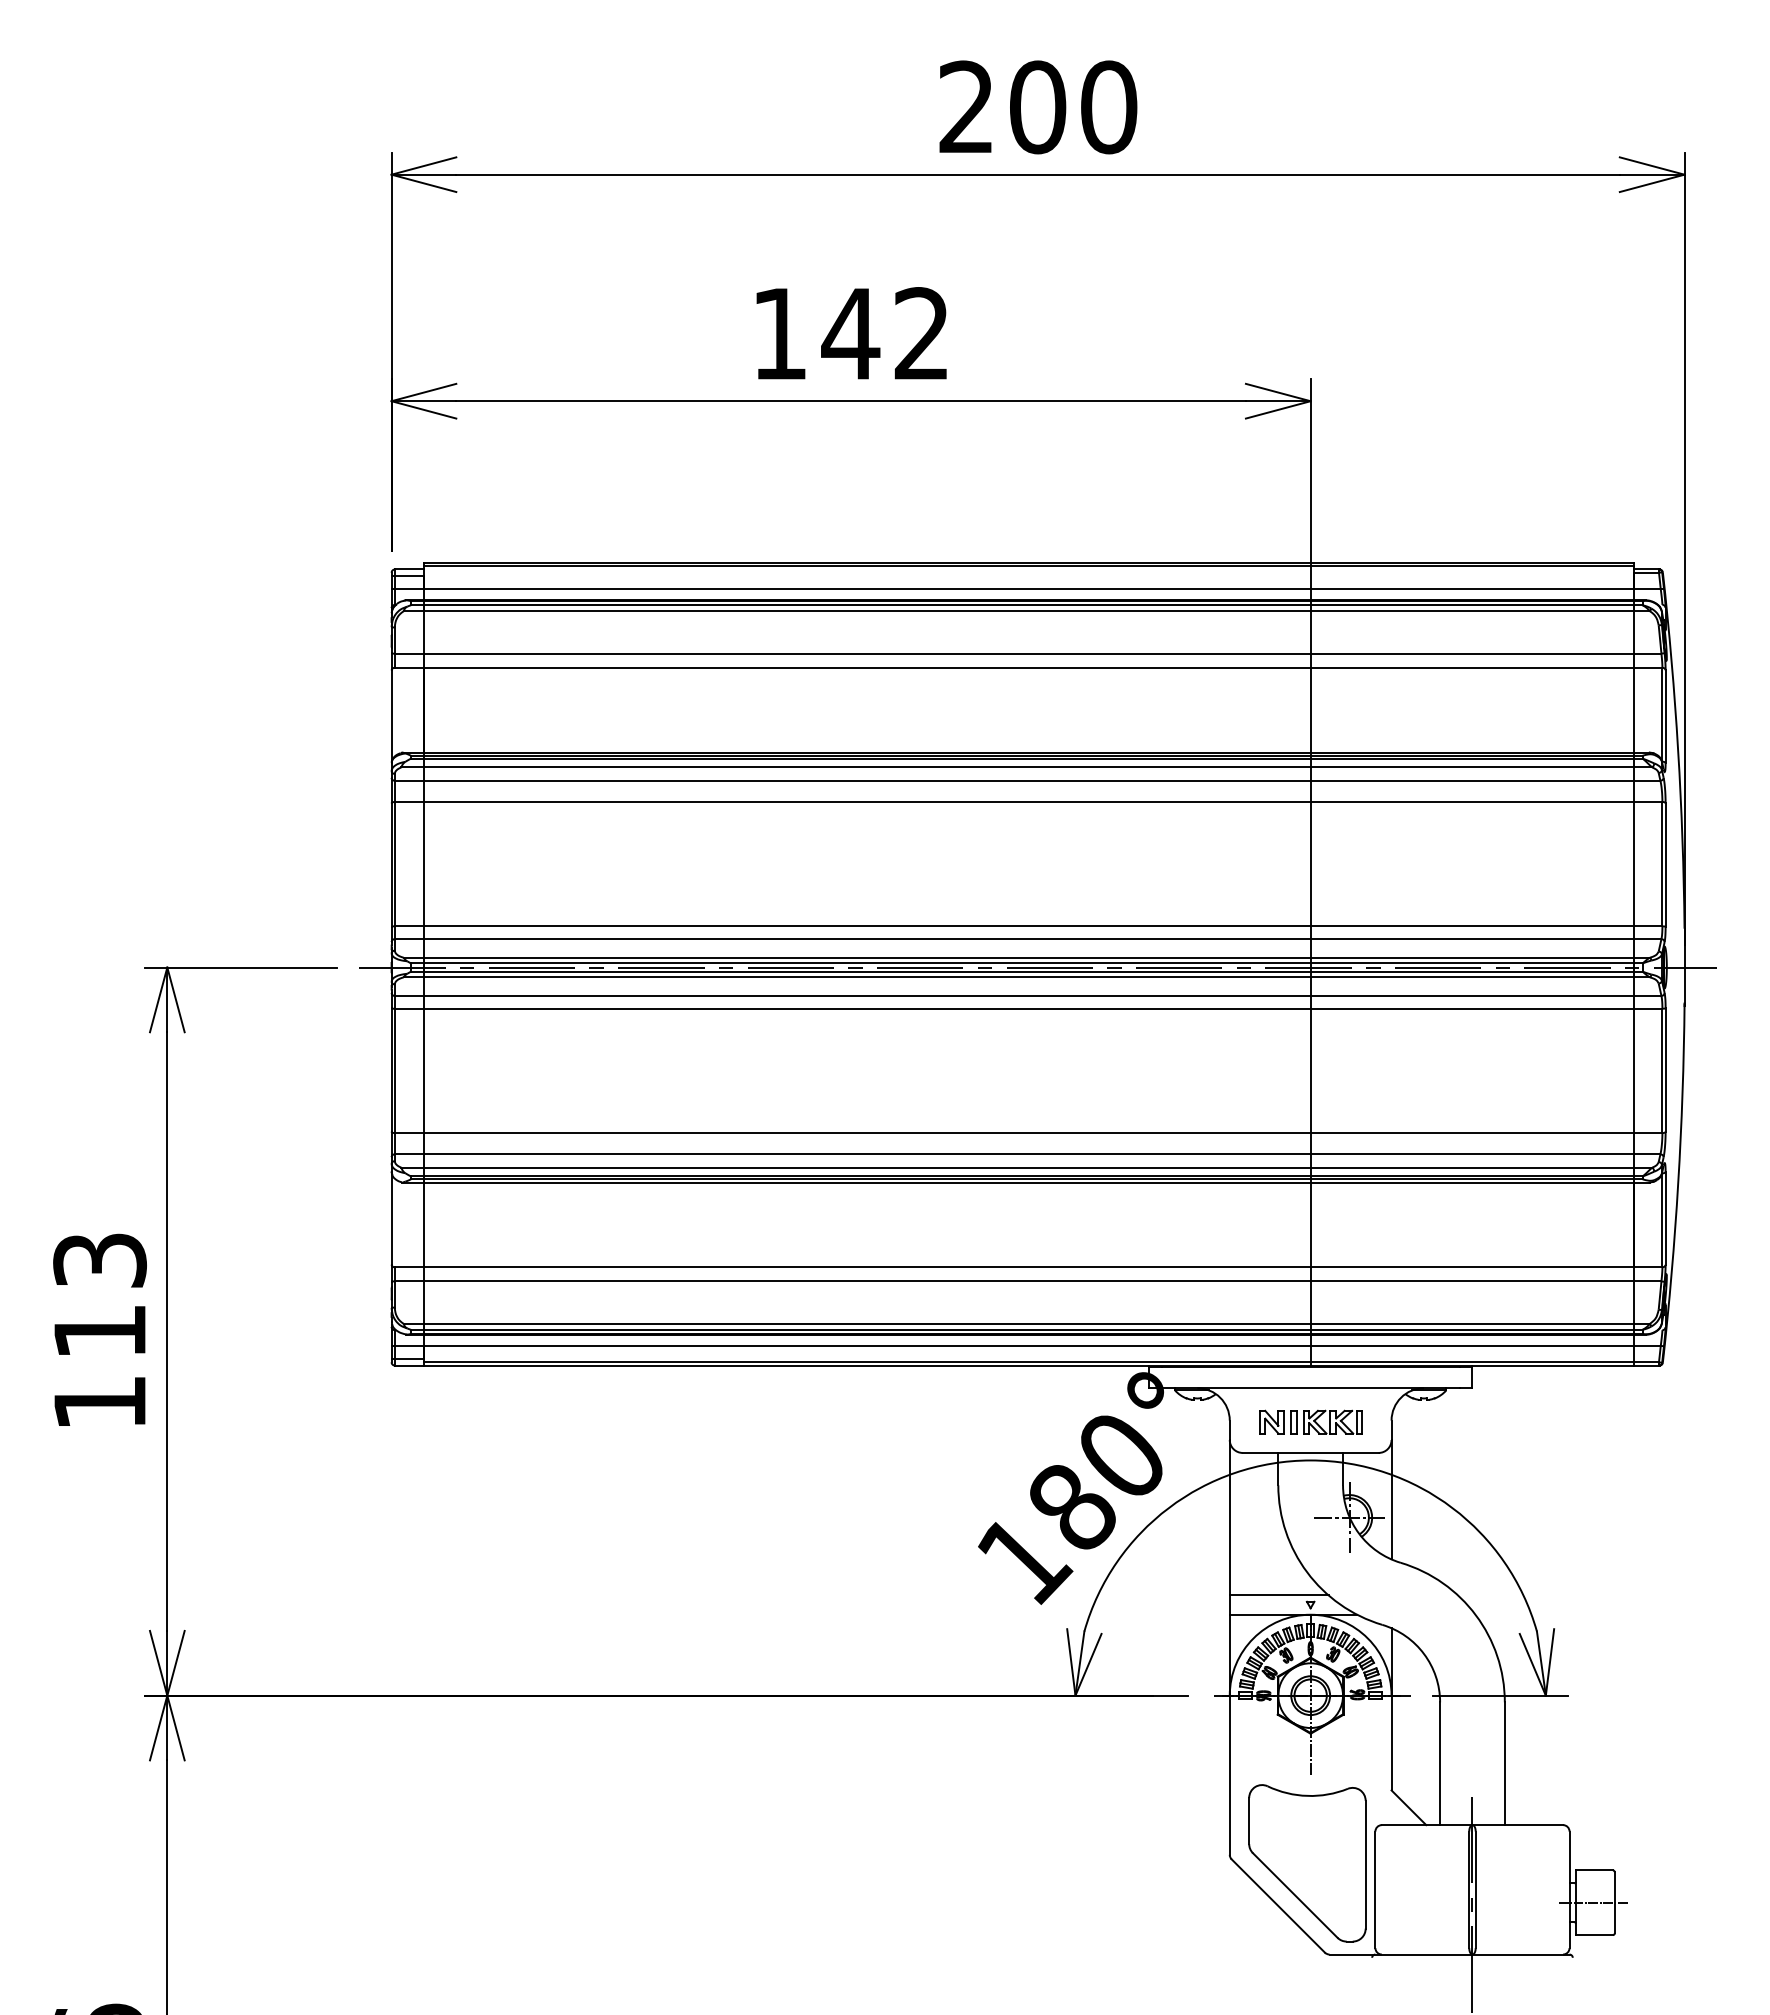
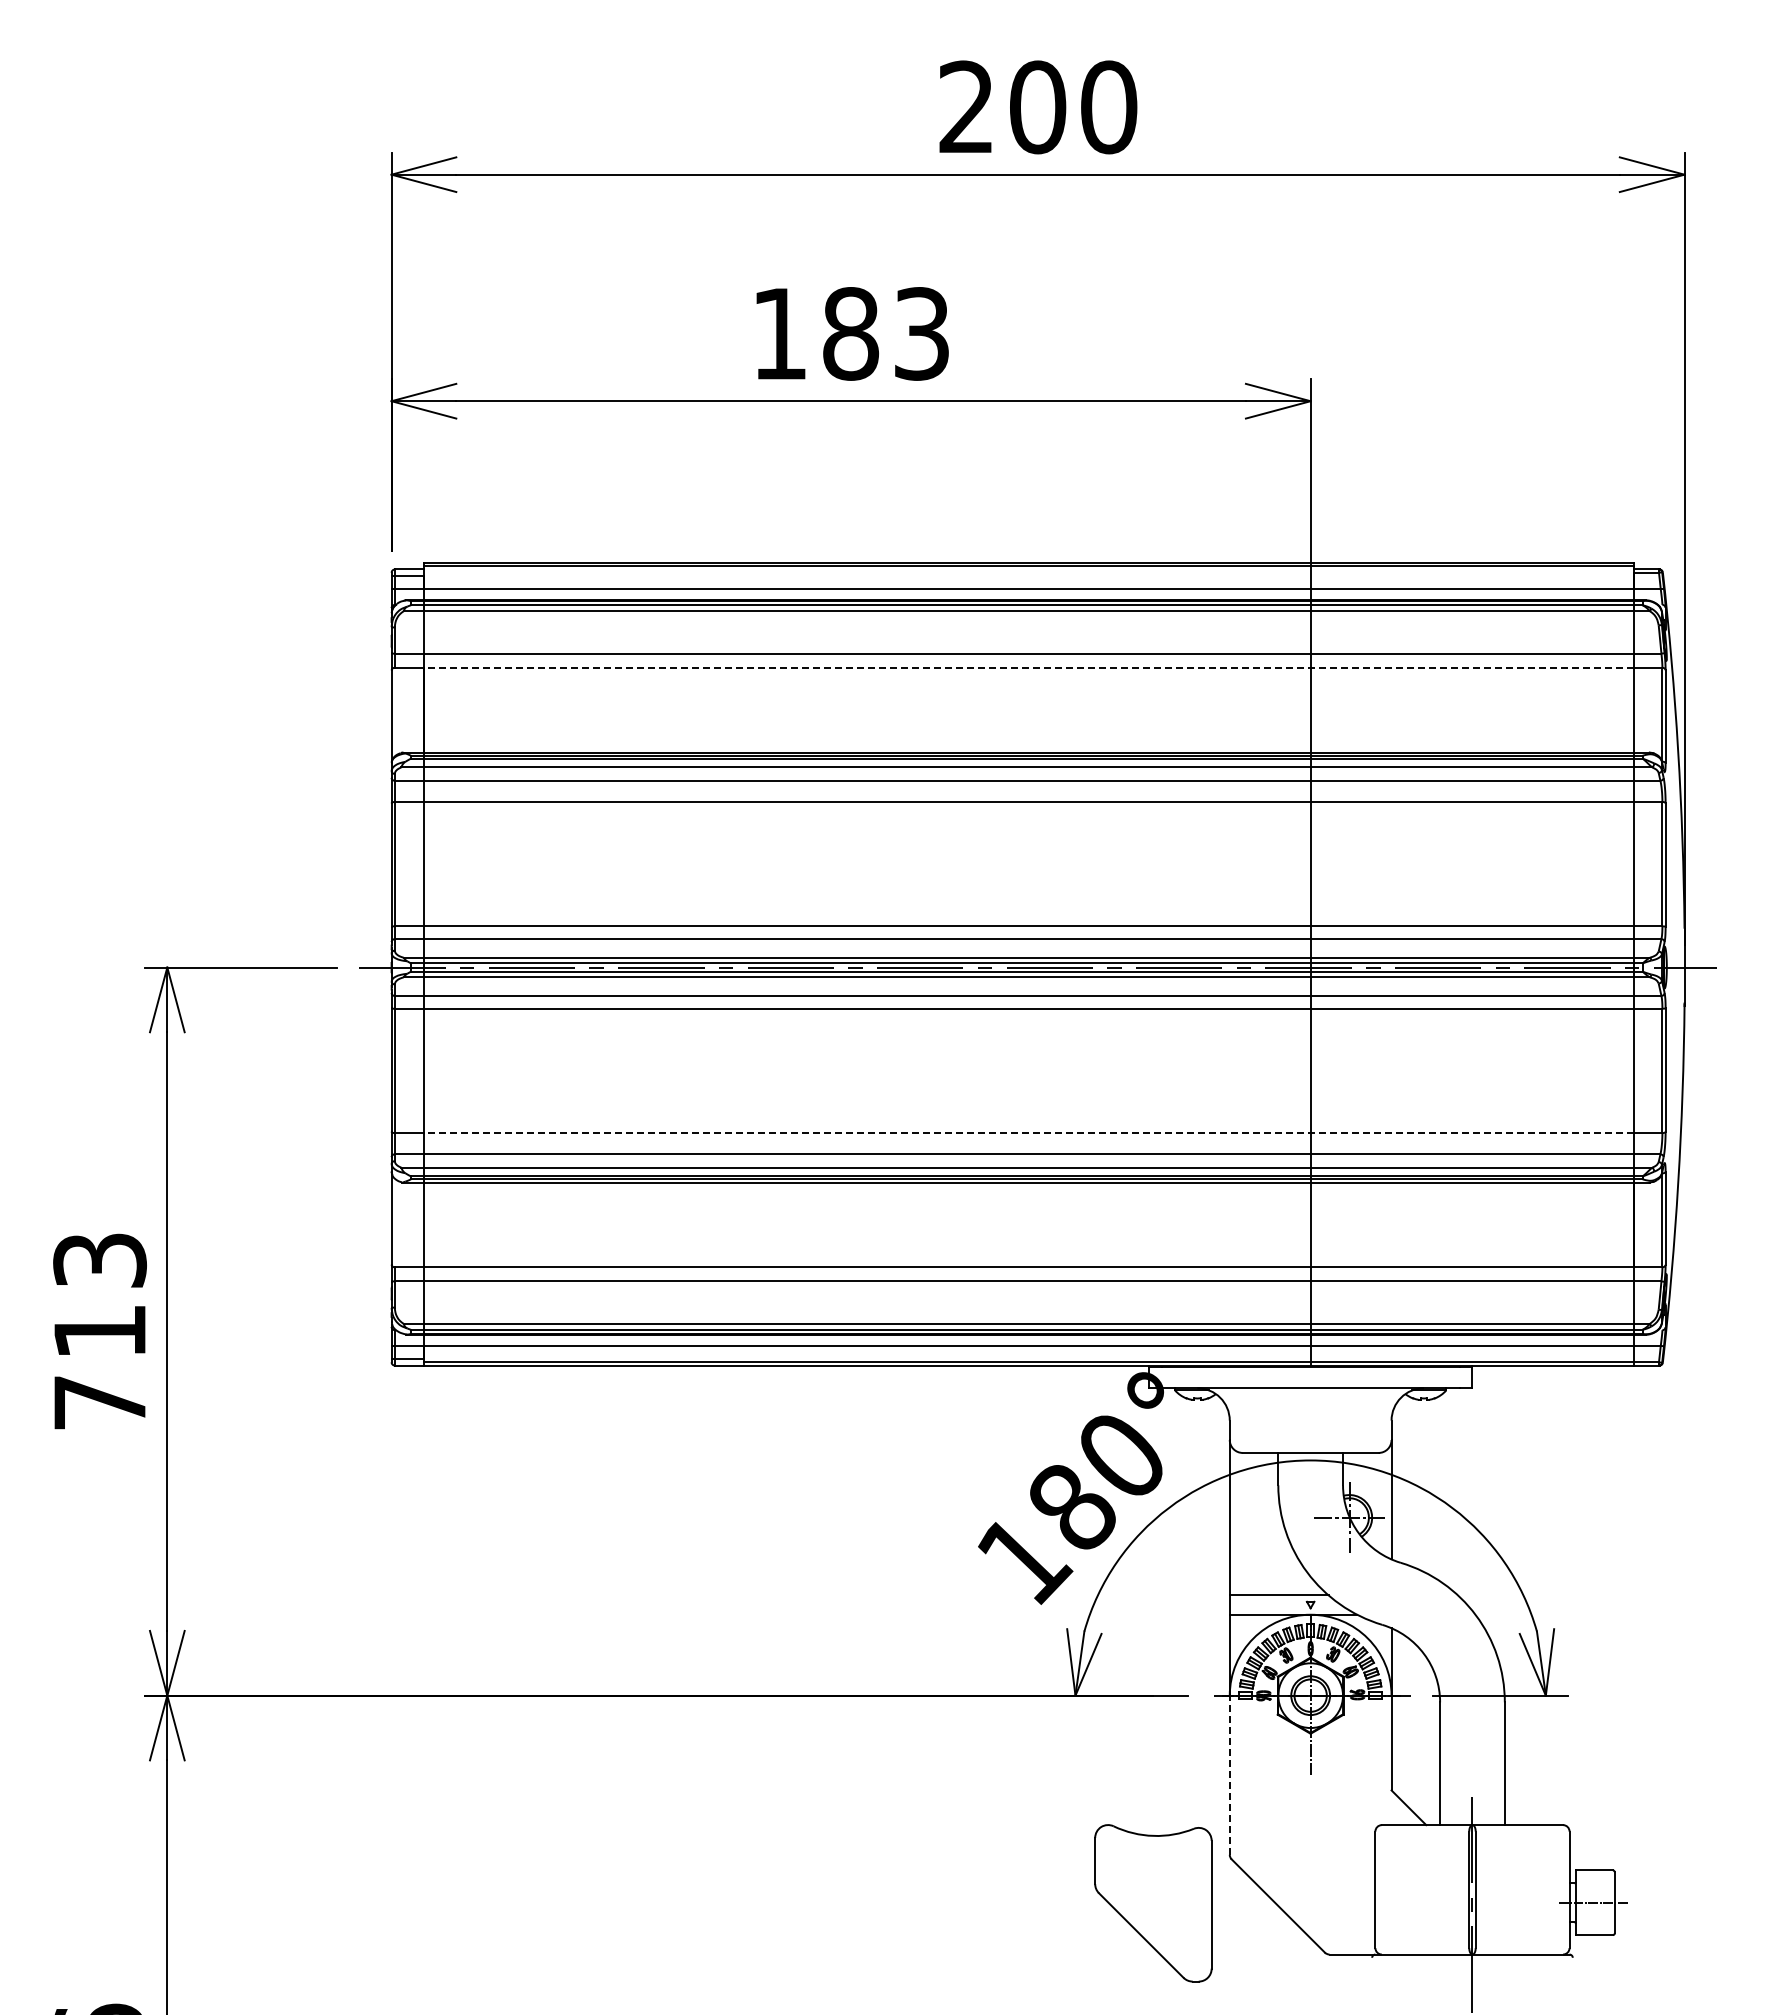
text: 142 -> 183 (884, 333)
line: solid -> dashed (1028, 667)
line: solid -> dashed (1028, 1133)
text: 113 -> 713 (99, 1402)
part: present -> none (1310, 1421)
line: solid -> dashed (1229, 1775)
part position: (1307, 1863) -> (1153, 1903) (1153, 1903)
